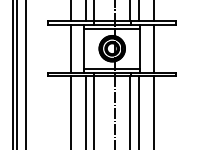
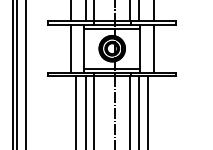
line position: (70, 110) -> (75, 110) (75, 110)
line position: (153, 110) -> (147, 110) (147, 110)
